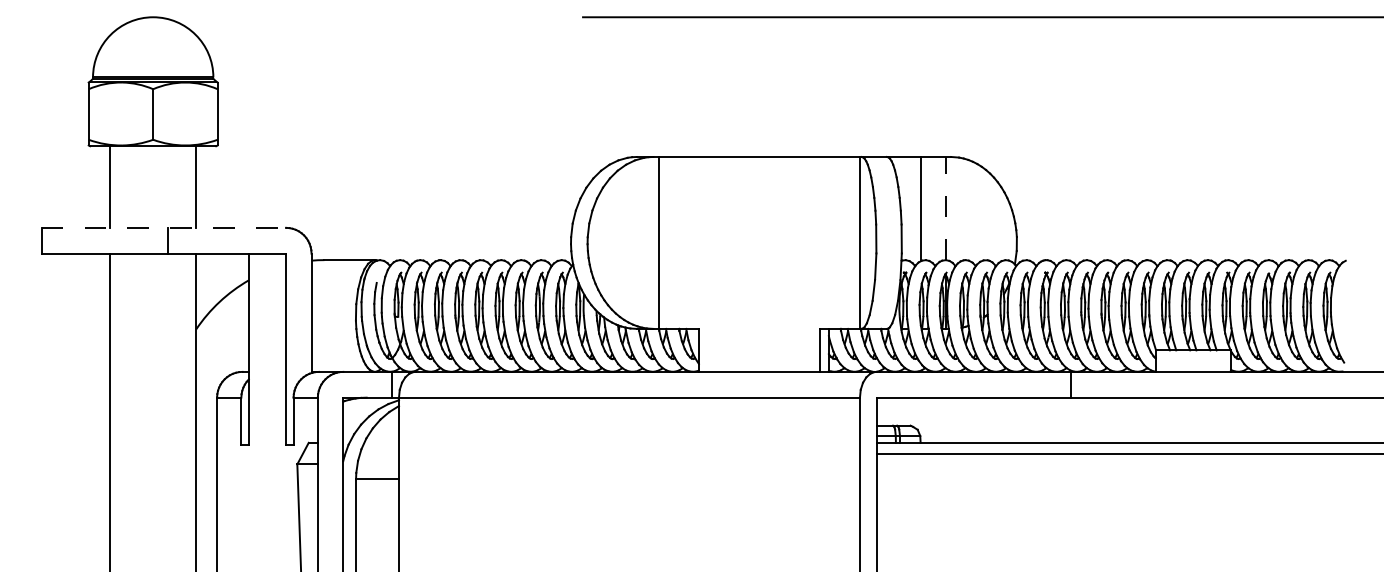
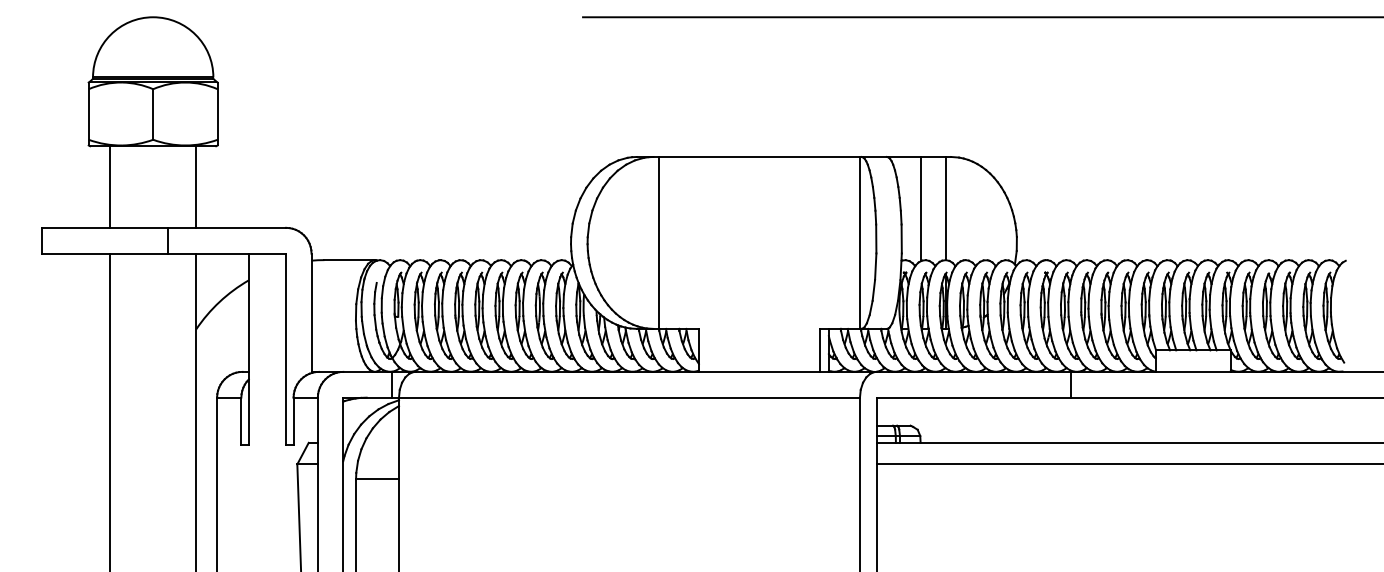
line: dashed -> solid (946, 208)
line: dashed -> solid (164, 227)
line position: (1128, 454) -> (1128, 464) (1128, 464)
